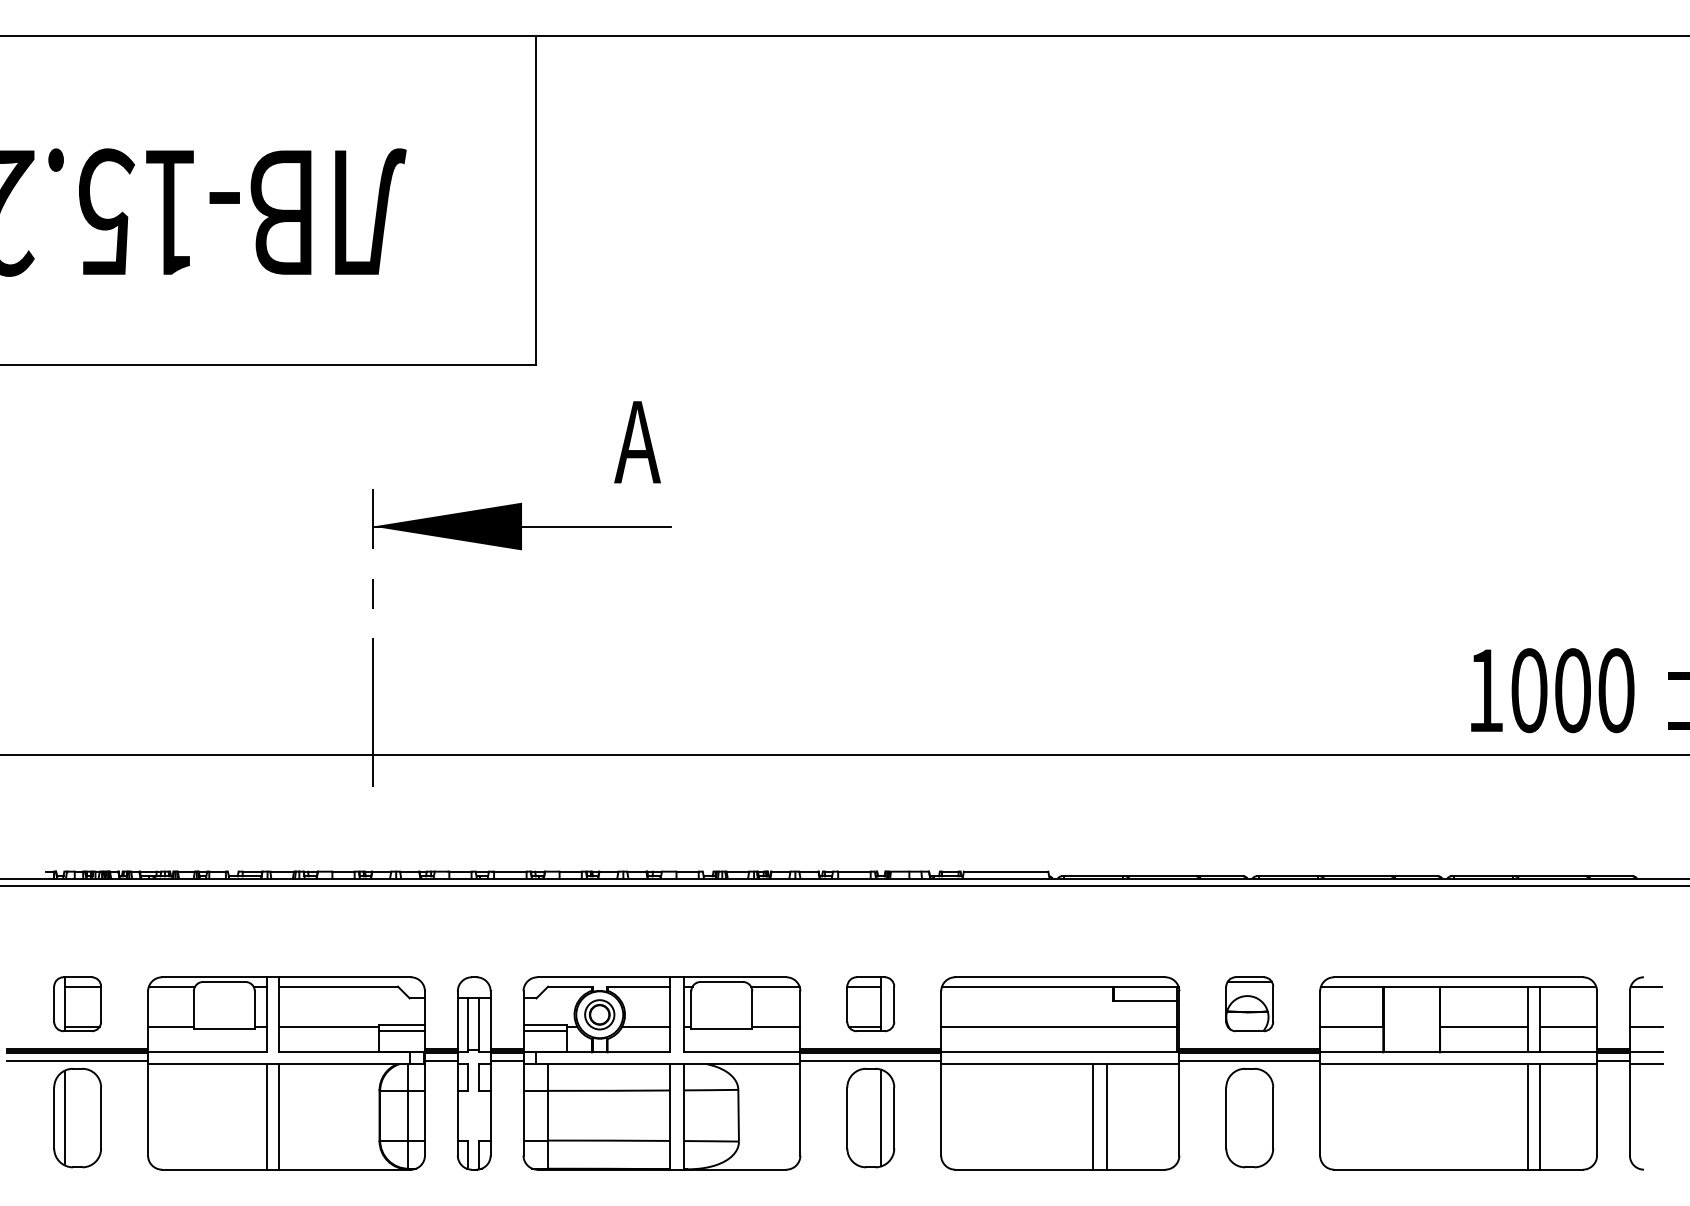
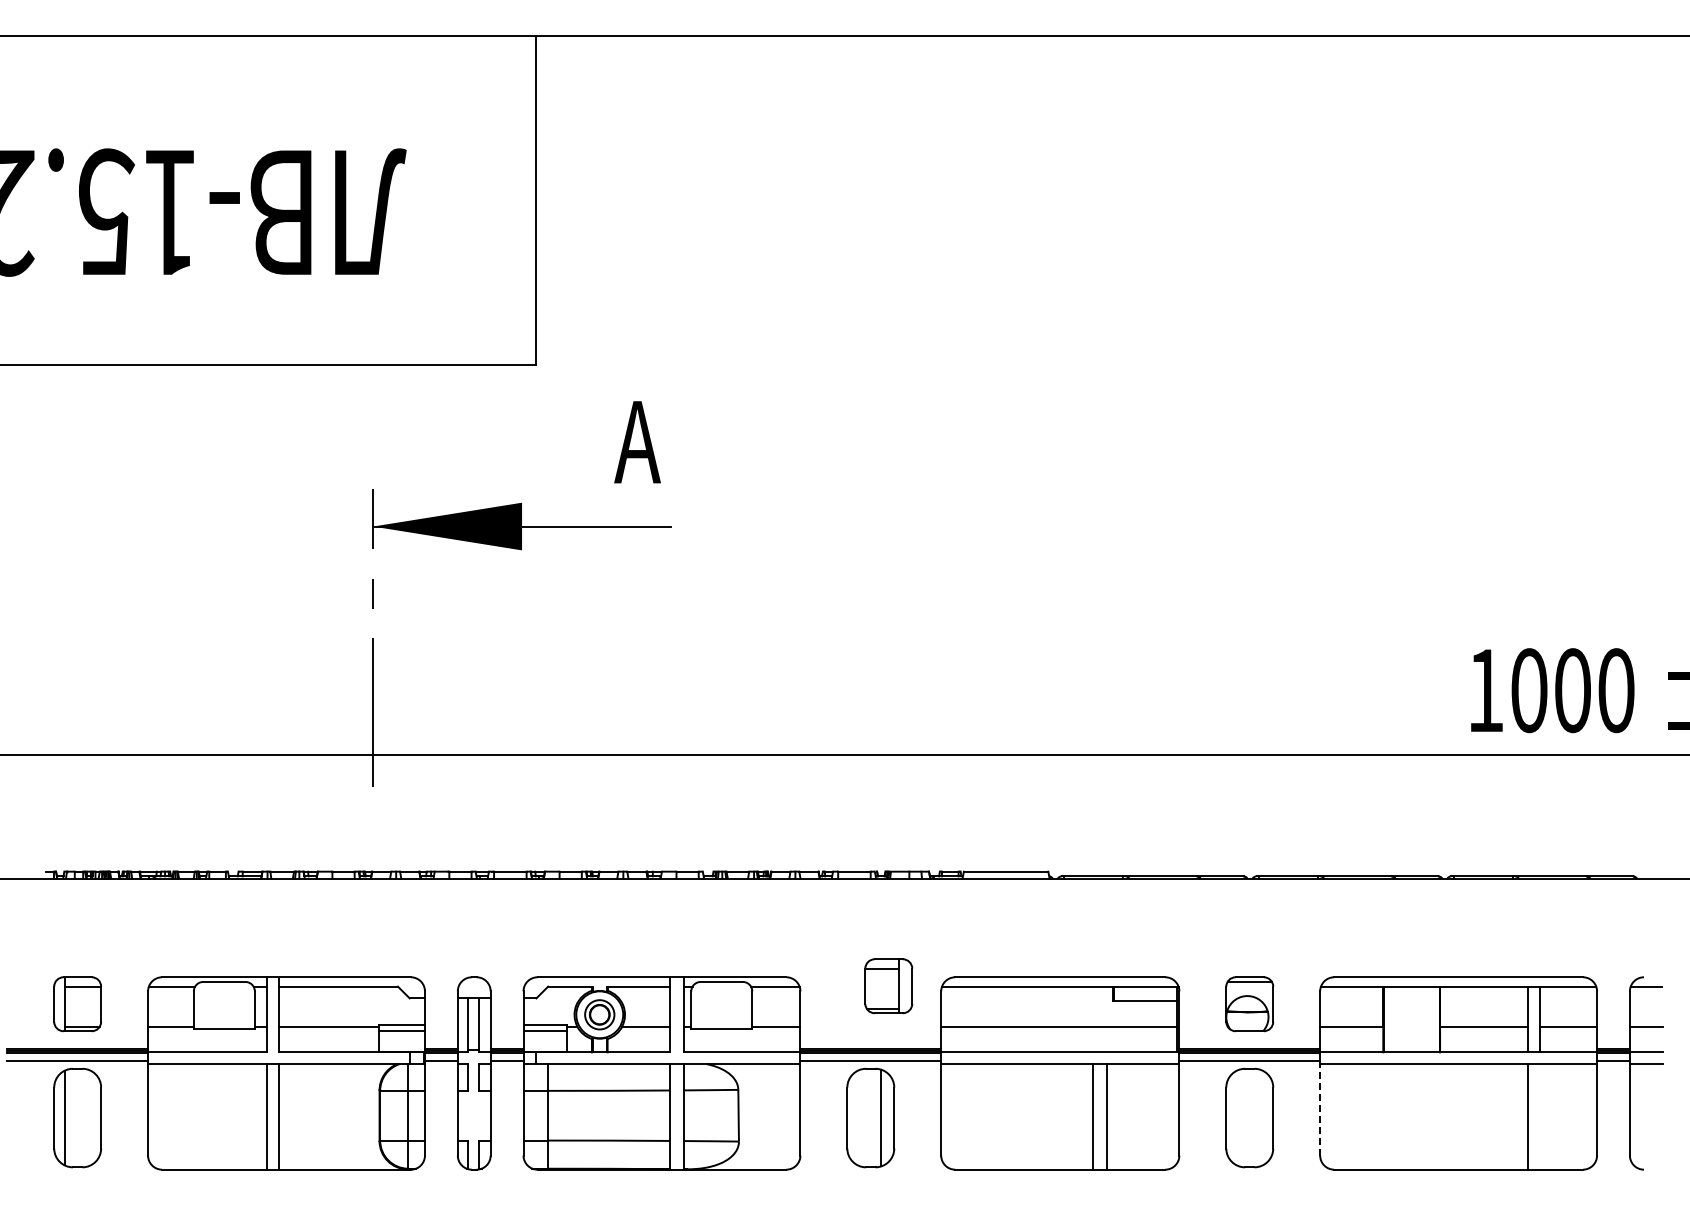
line: present -> none (844, 886)
part position: (870, 1004) -> (888, 986) (888, 986)
line: solid -> dashed (1320, 1109)
line: present -> none (1539, 1116)
